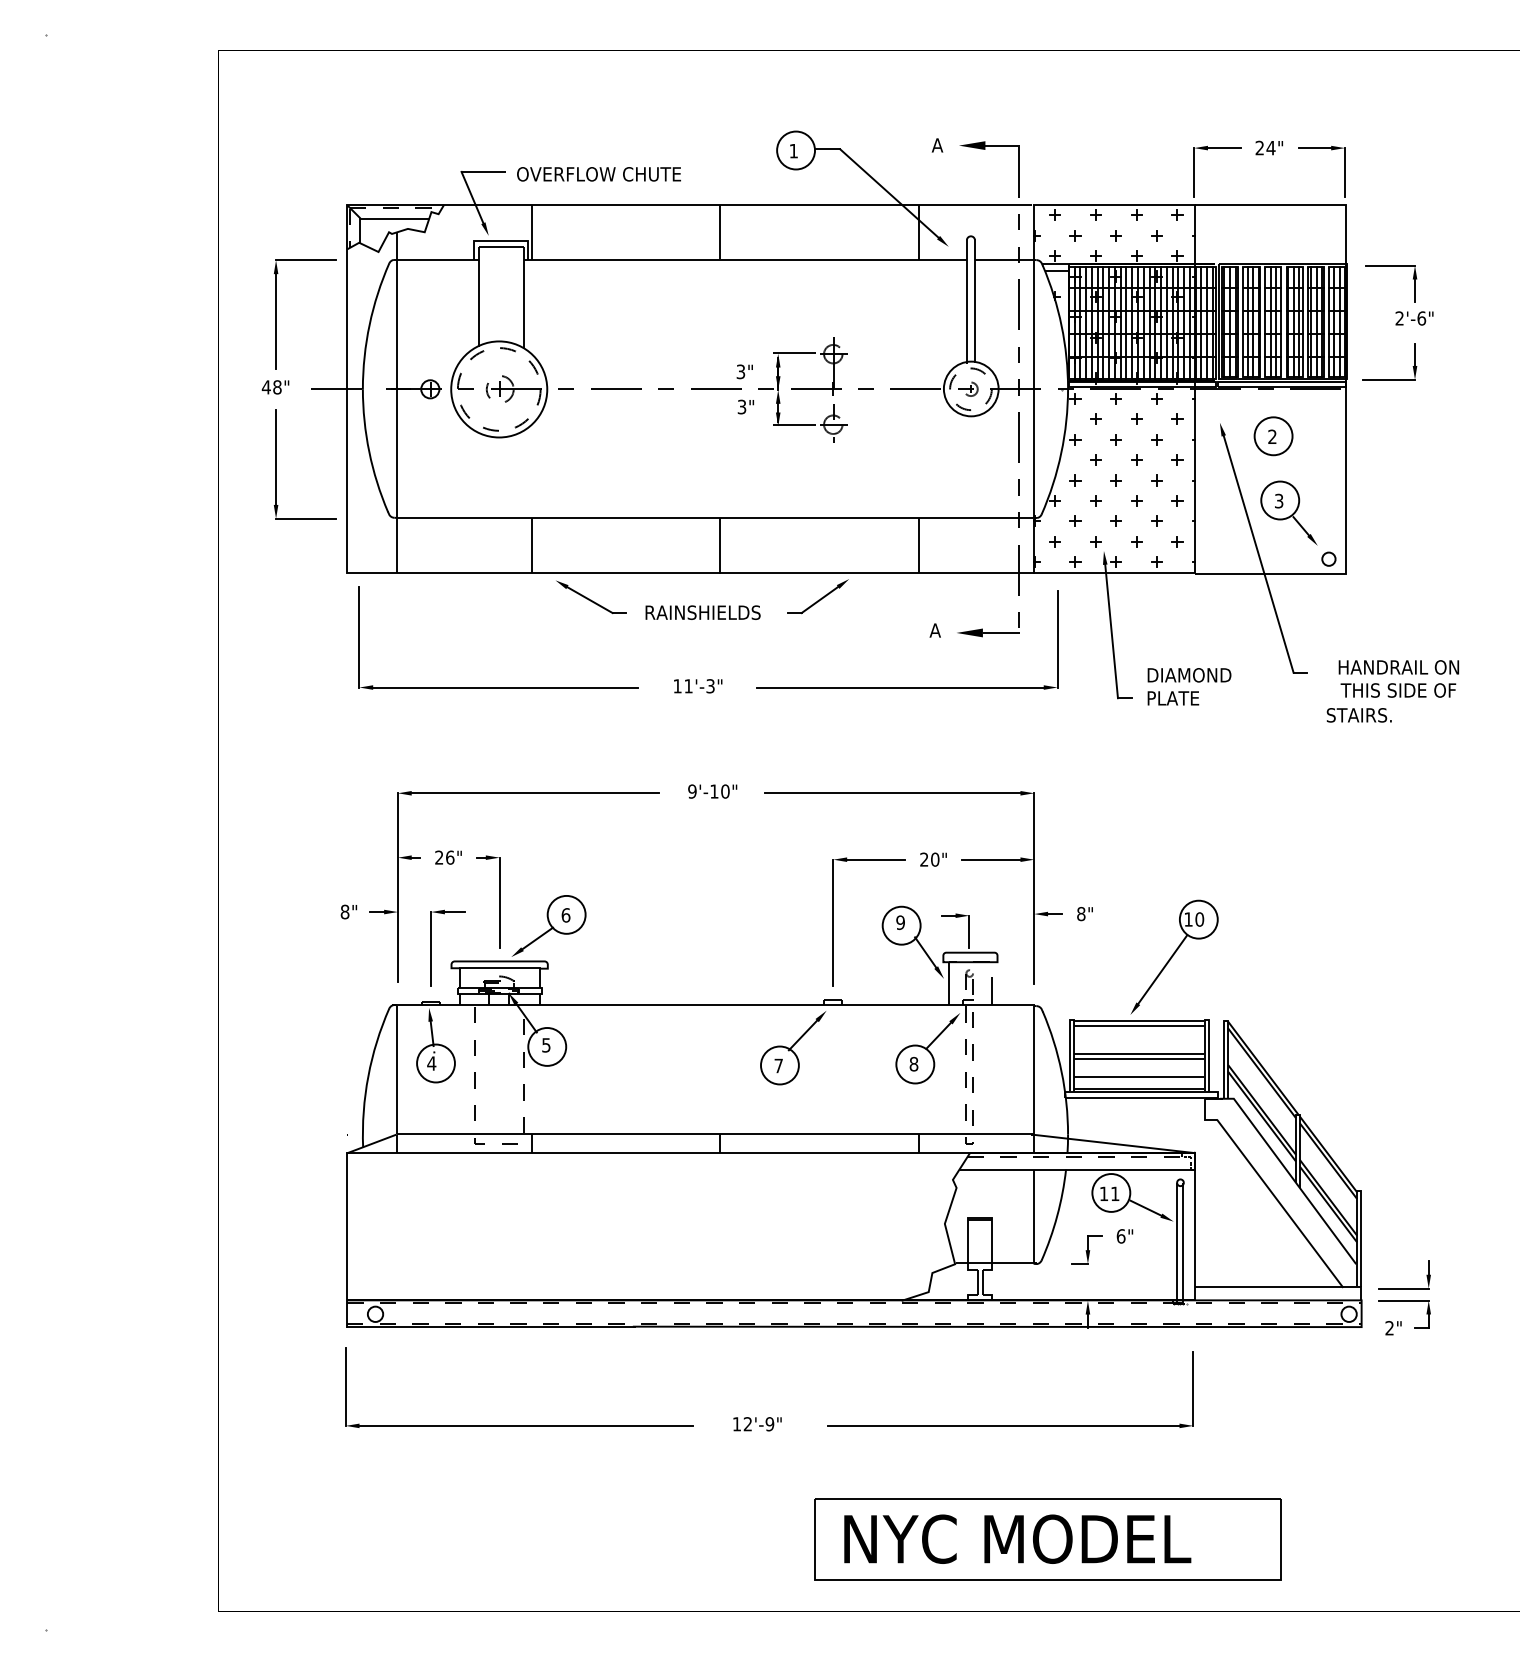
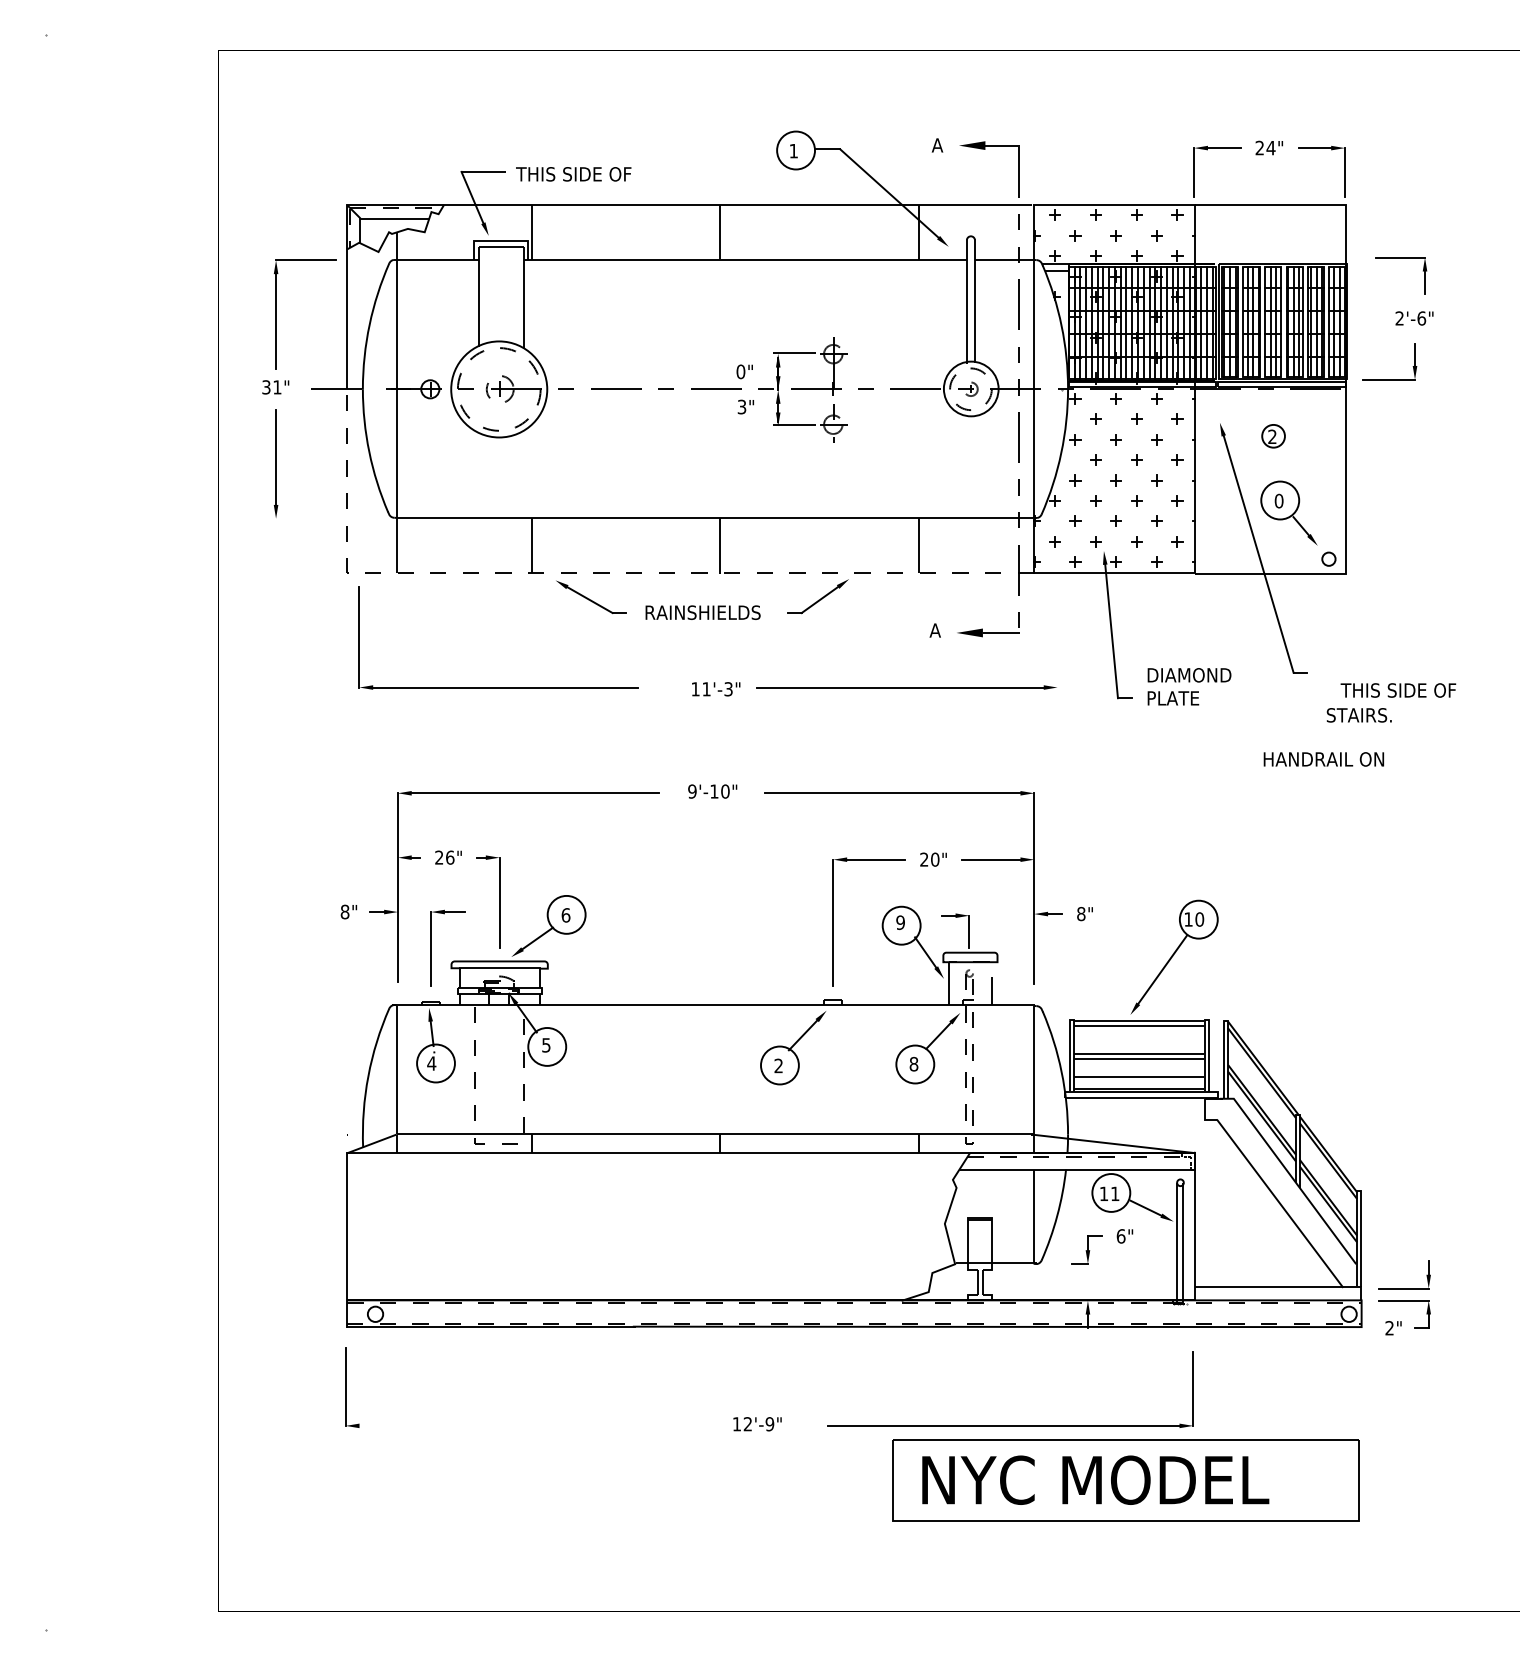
text: OVERFLOW CHUTE -> THIS SIDE OF (598, 174)
part position: (1391, 266) -> (1401, 258) (1401, 258)
text: 3" -> 0" (740, 371)
text: 48" -> 31" (271, 387)
circle diameter: 38 px -> 23 px (1273, 435)
text: 3 -> 0 (1278, 500)
line: present -> none (305, 518)
line: solid -> dashed (597, 573)
line: present -> none (1057, 638)
text position: (1398, 667) -> (1323, 759) (1323, 759)
text position: (698, 686) -> (716, 689) (716, 689)
text: 7 -> 2 (778, 1065)
line: present -> none (526, 1425)
part position: (1047, 1539) -> (1125, 1480) (1125, 1480)
